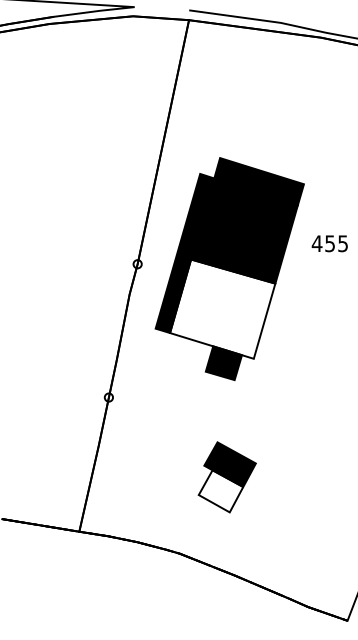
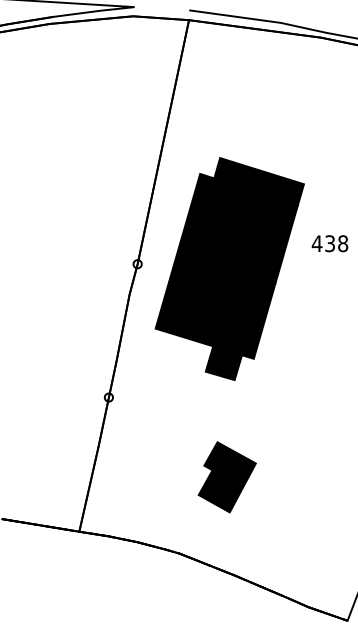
text: 455 -> 438 (336, 243)
fill: none -> present (222, 308)
fill: none -> present (220, 491)
